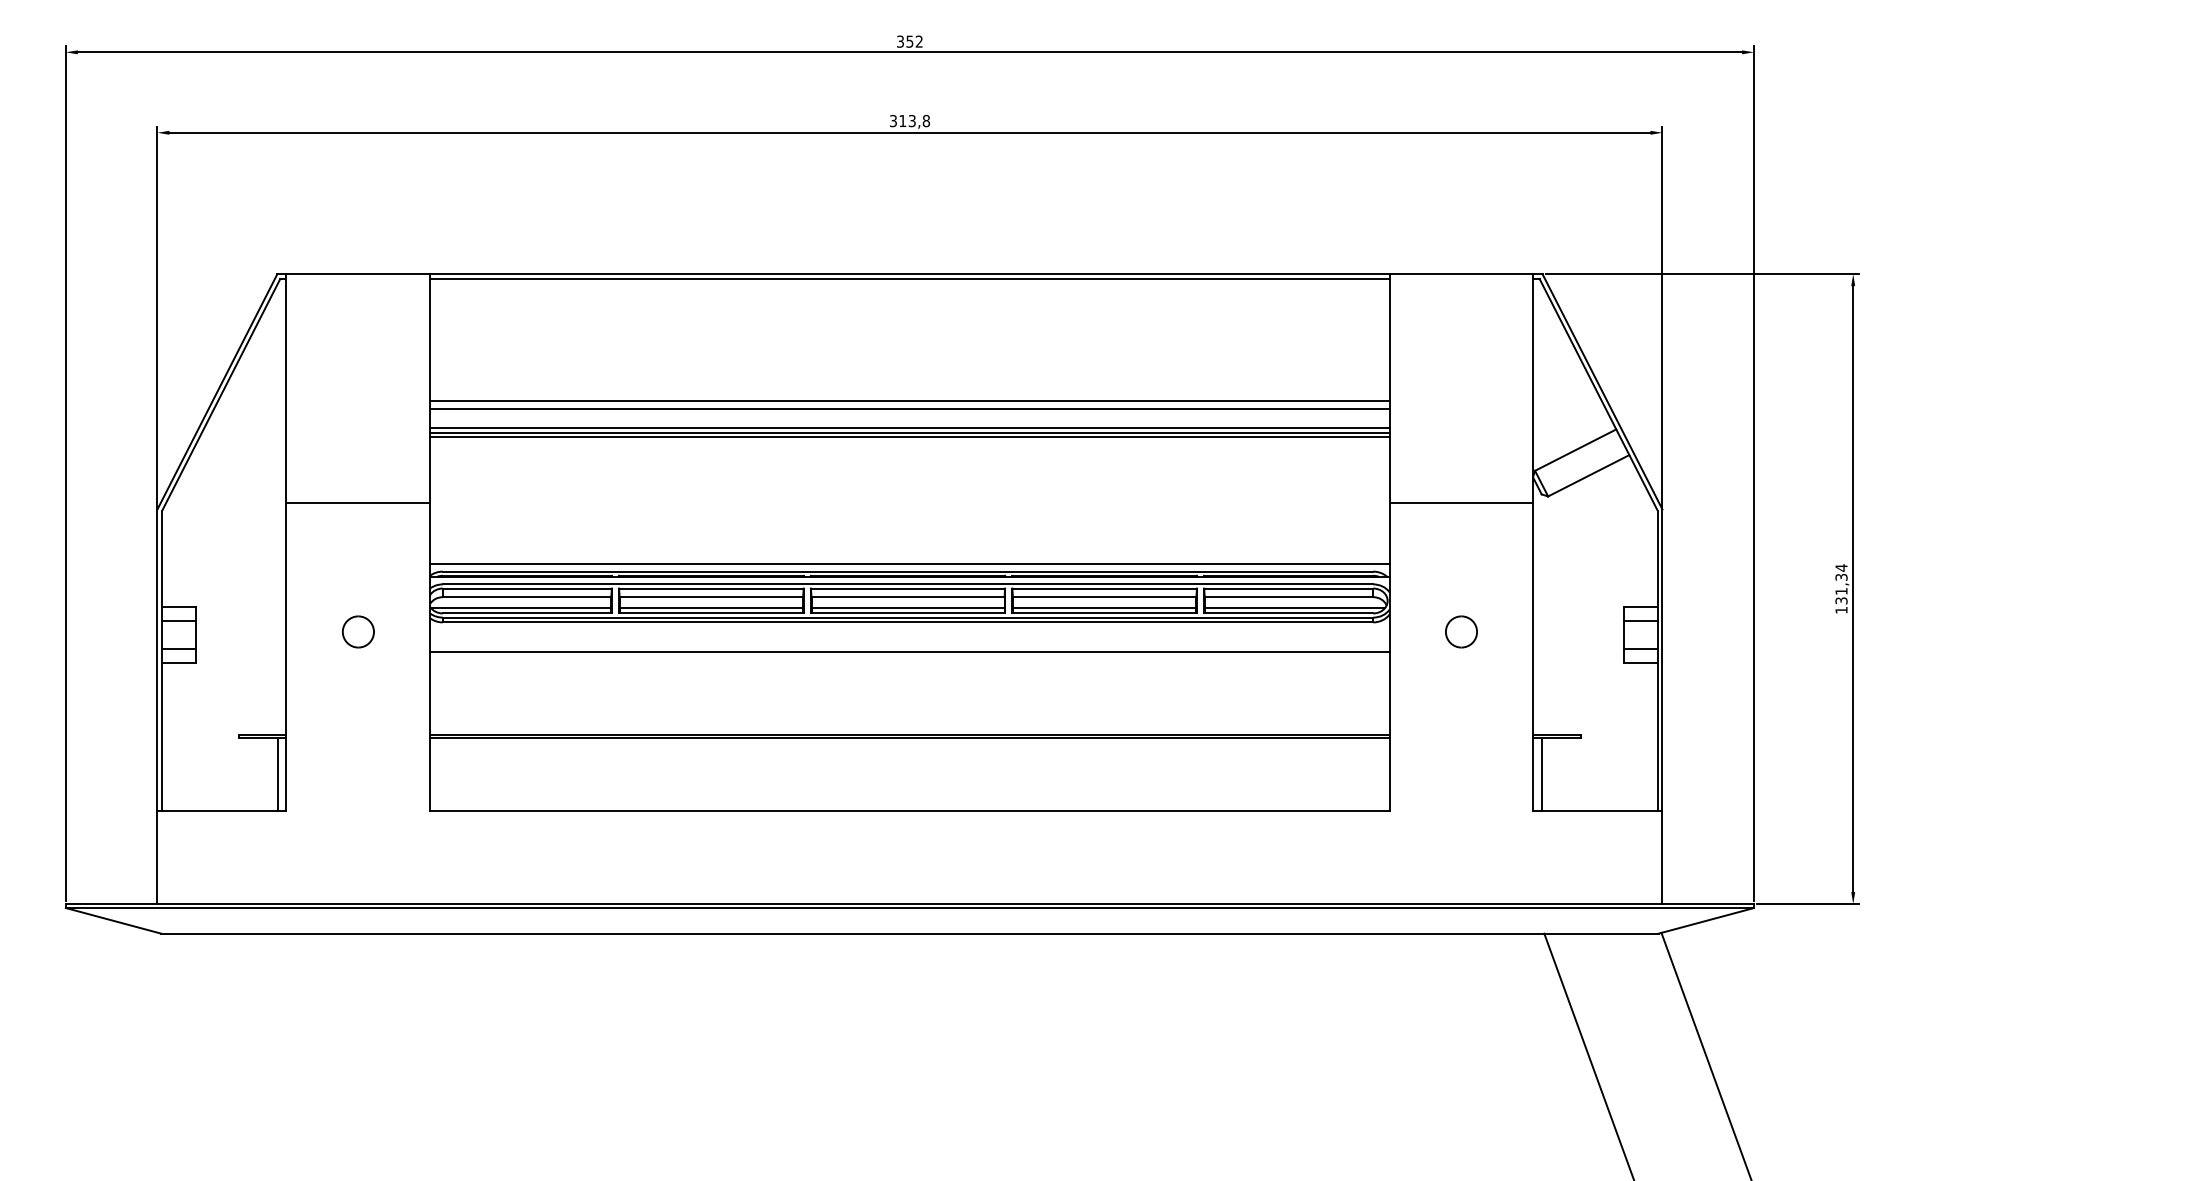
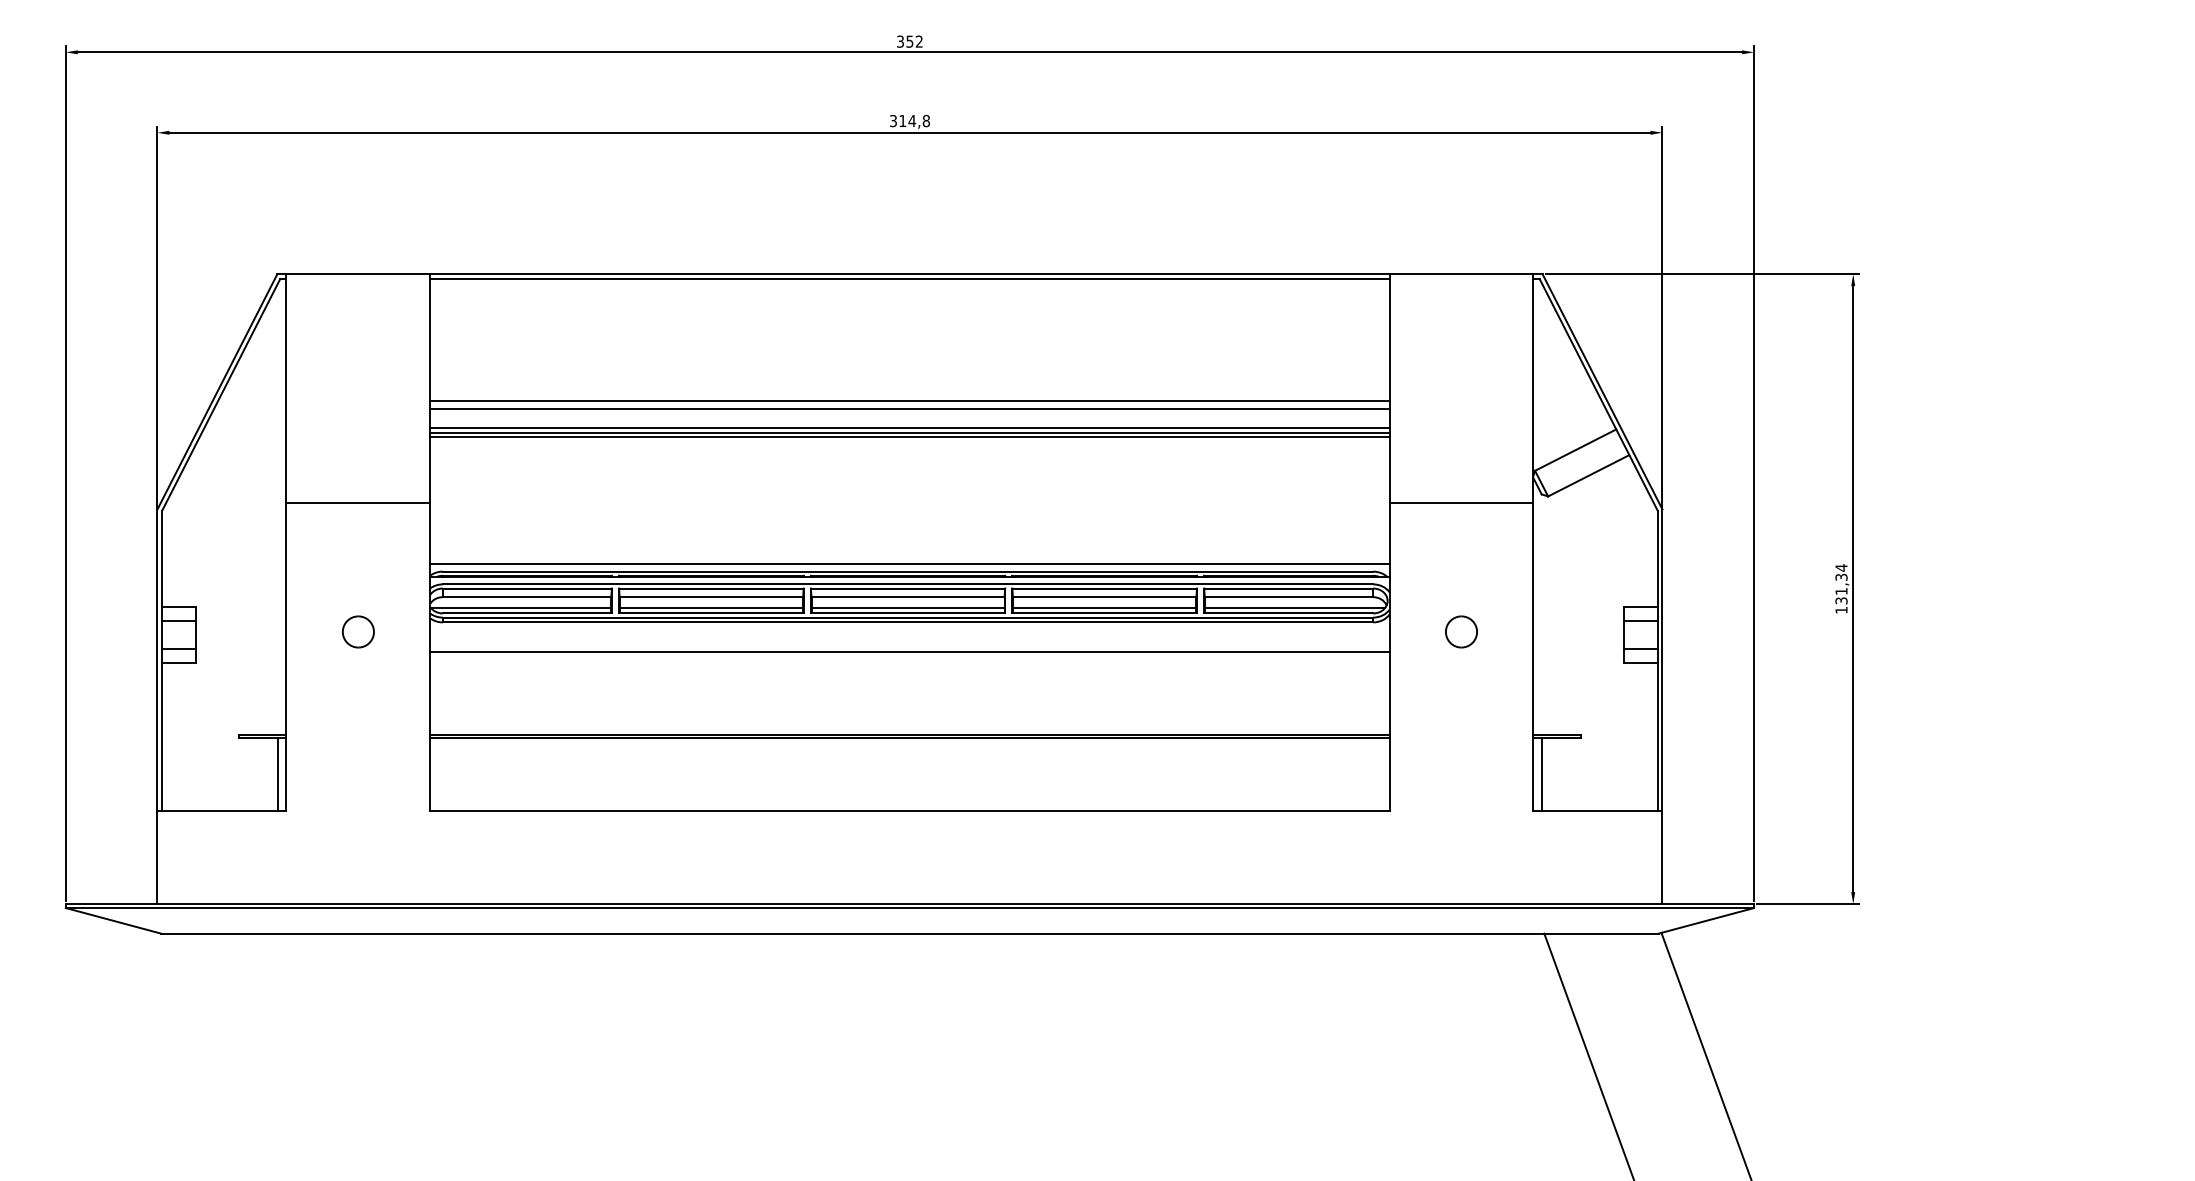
text: 313,8 -> 314,8 (912, 120)
